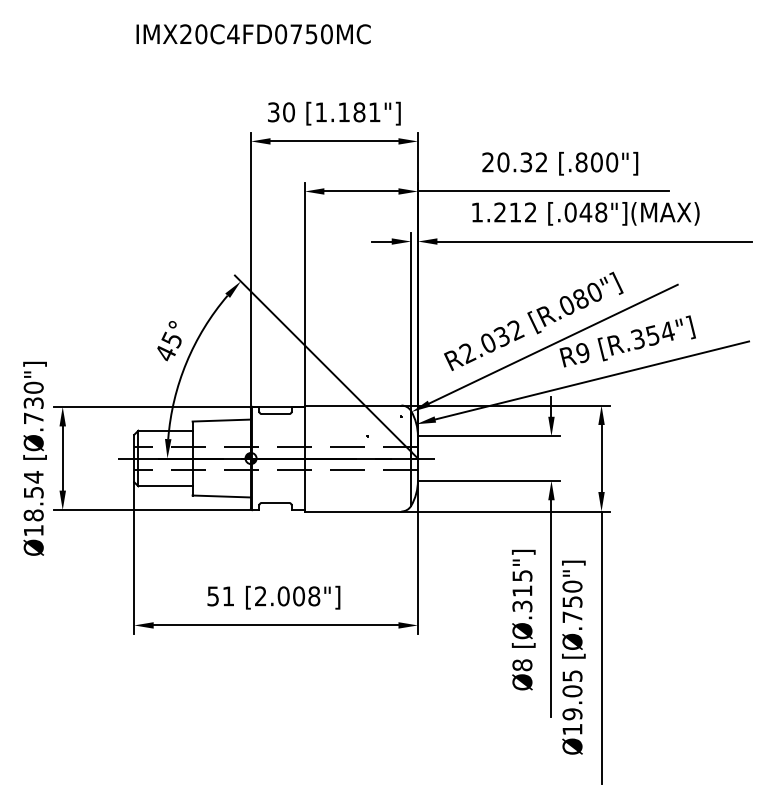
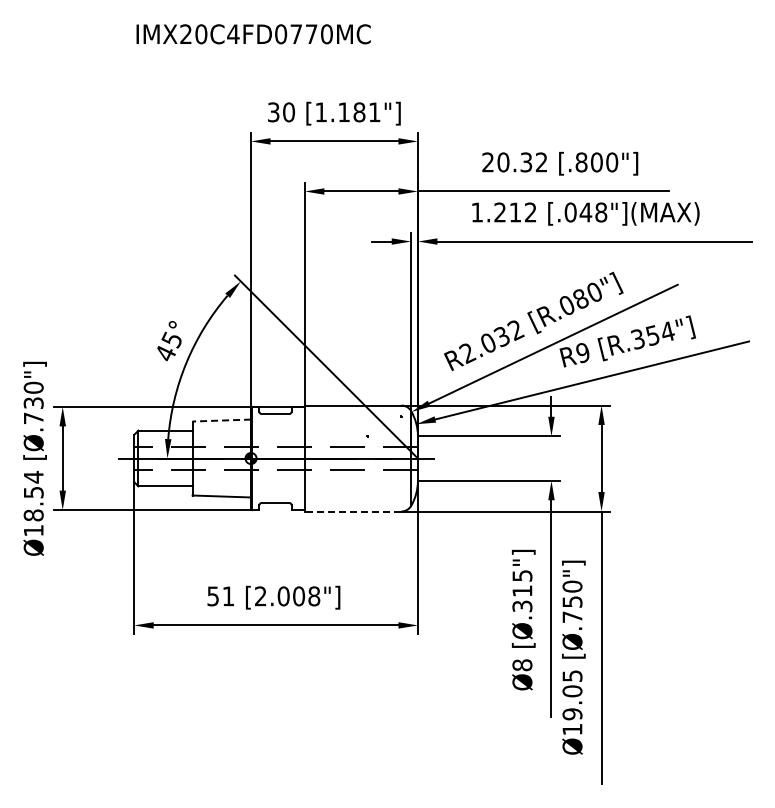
text: IMX20C4FD0750MC -> IMX20C4FD0770MC (311, 34)
line: solid -> dashed (221, 420)
line: solid -> dashed (352, 511)
